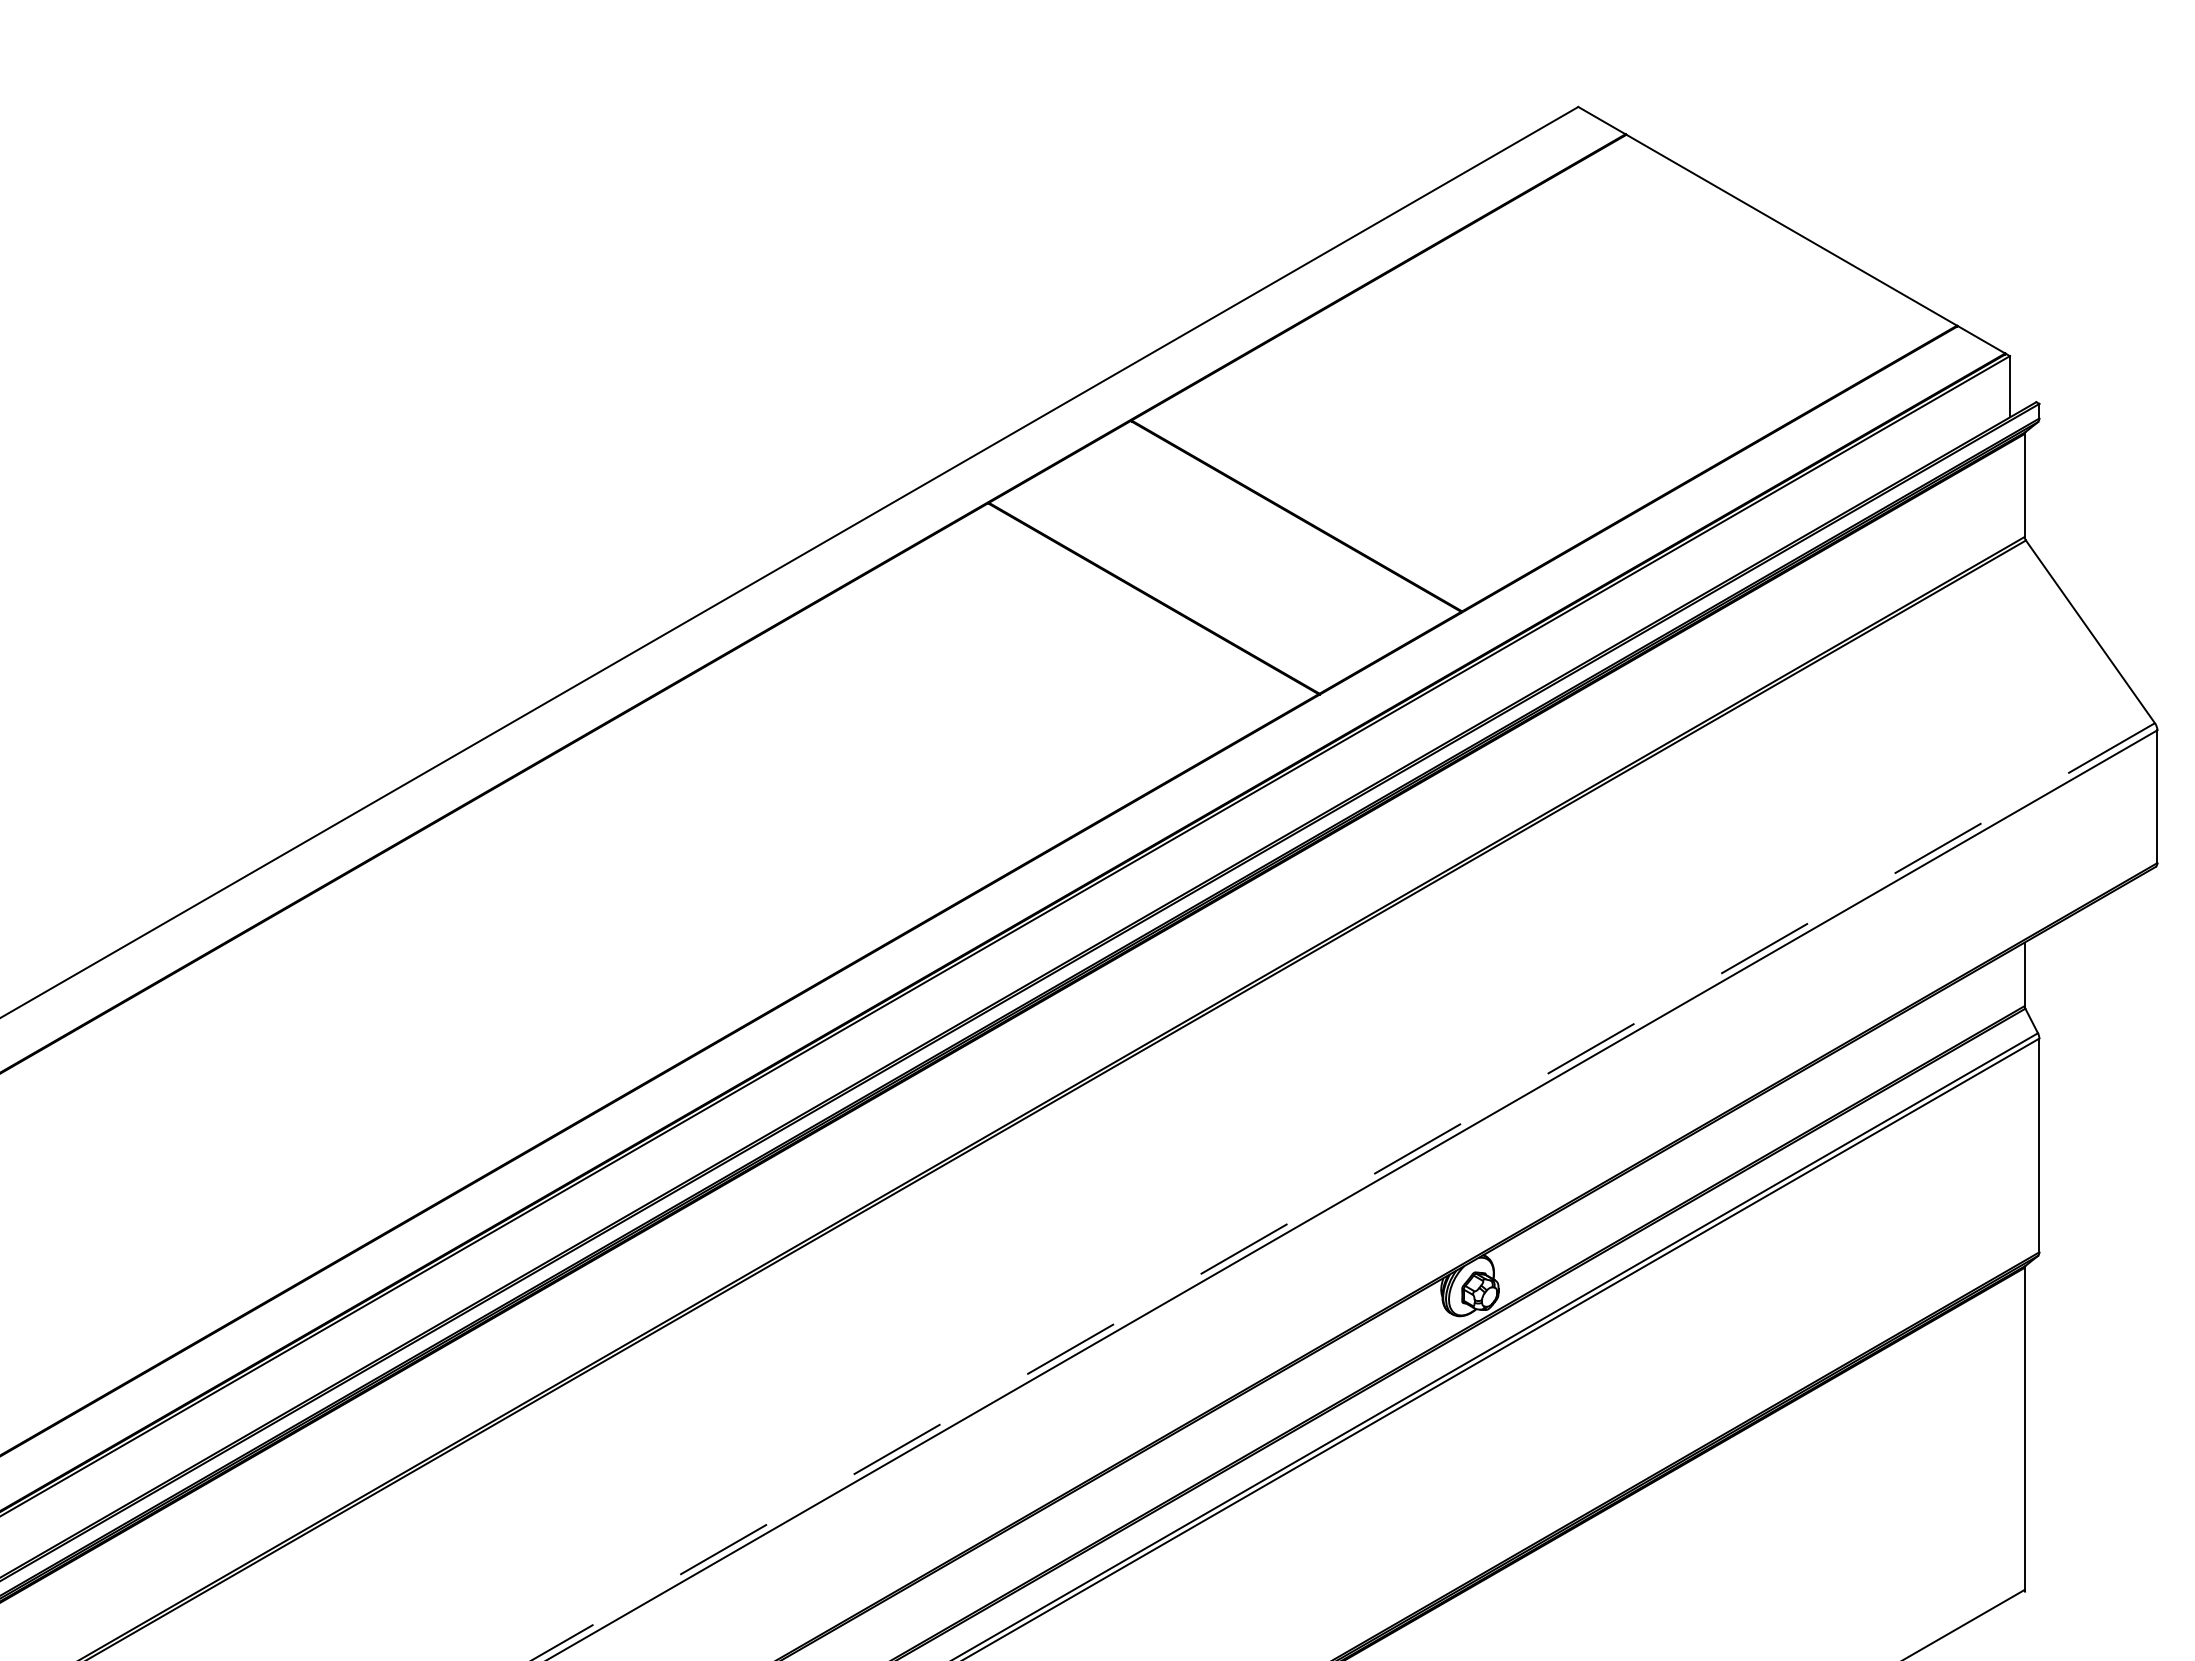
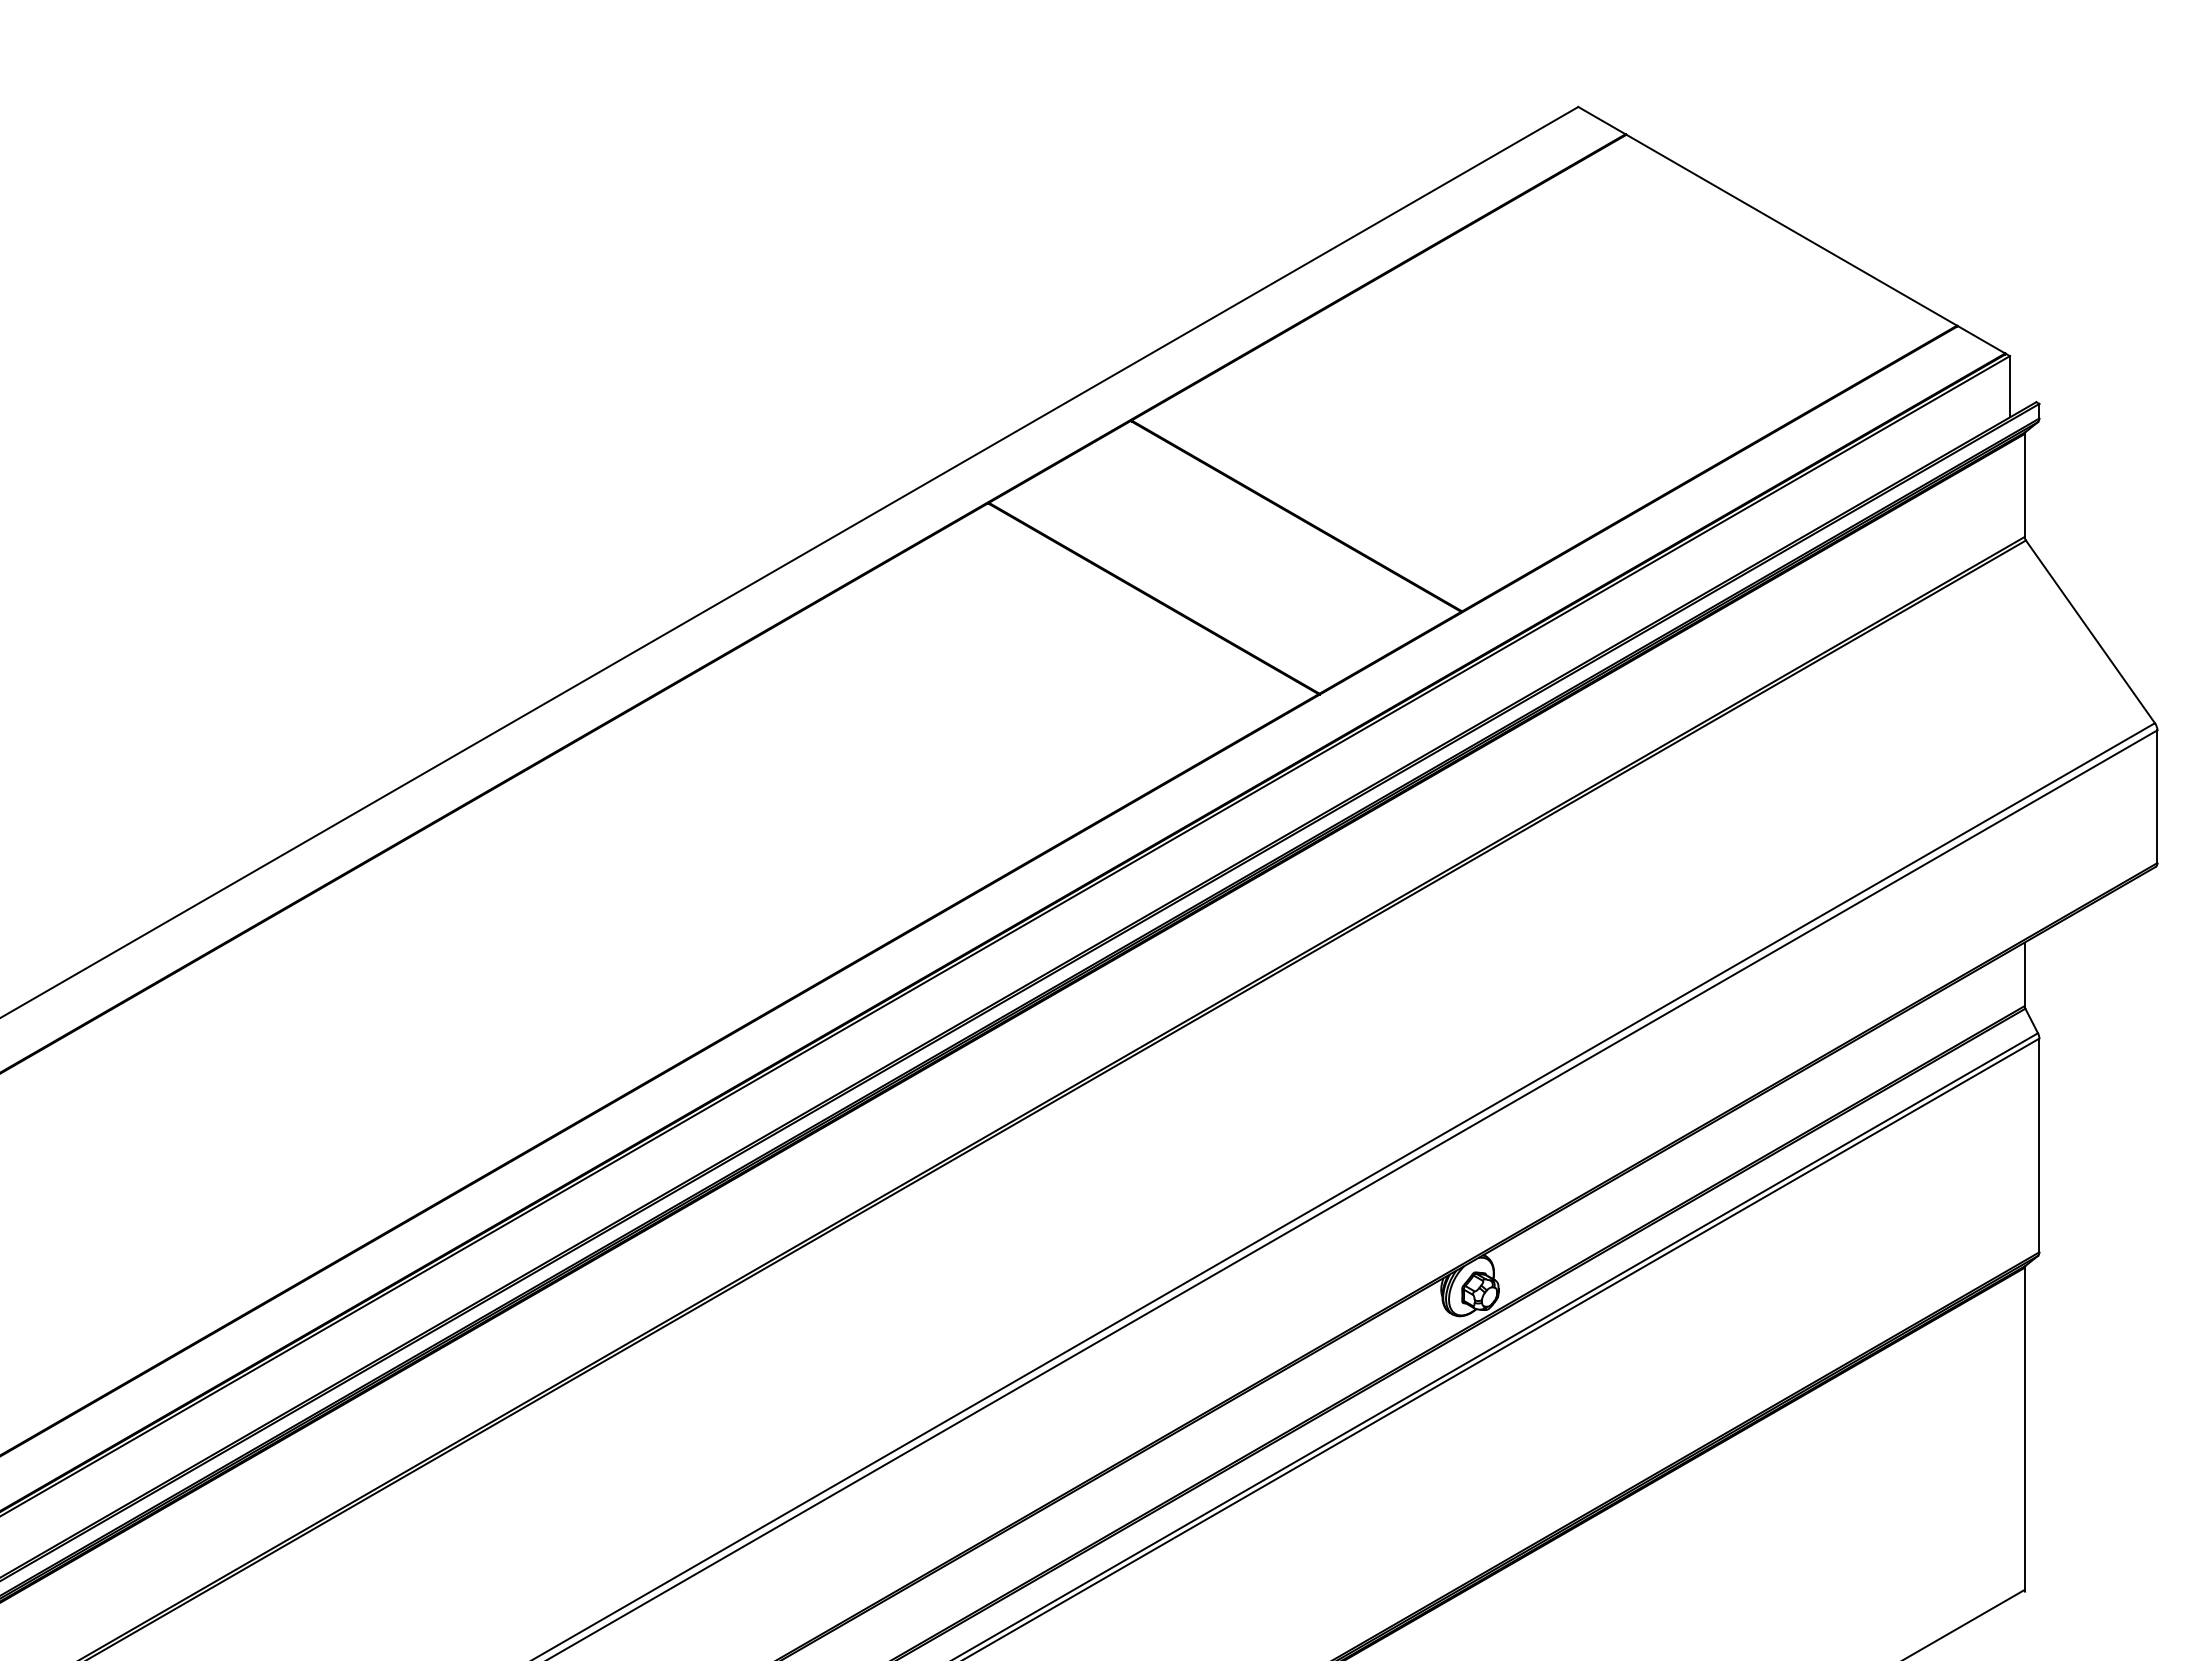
line: dashed -> solid (1342, 1192)
